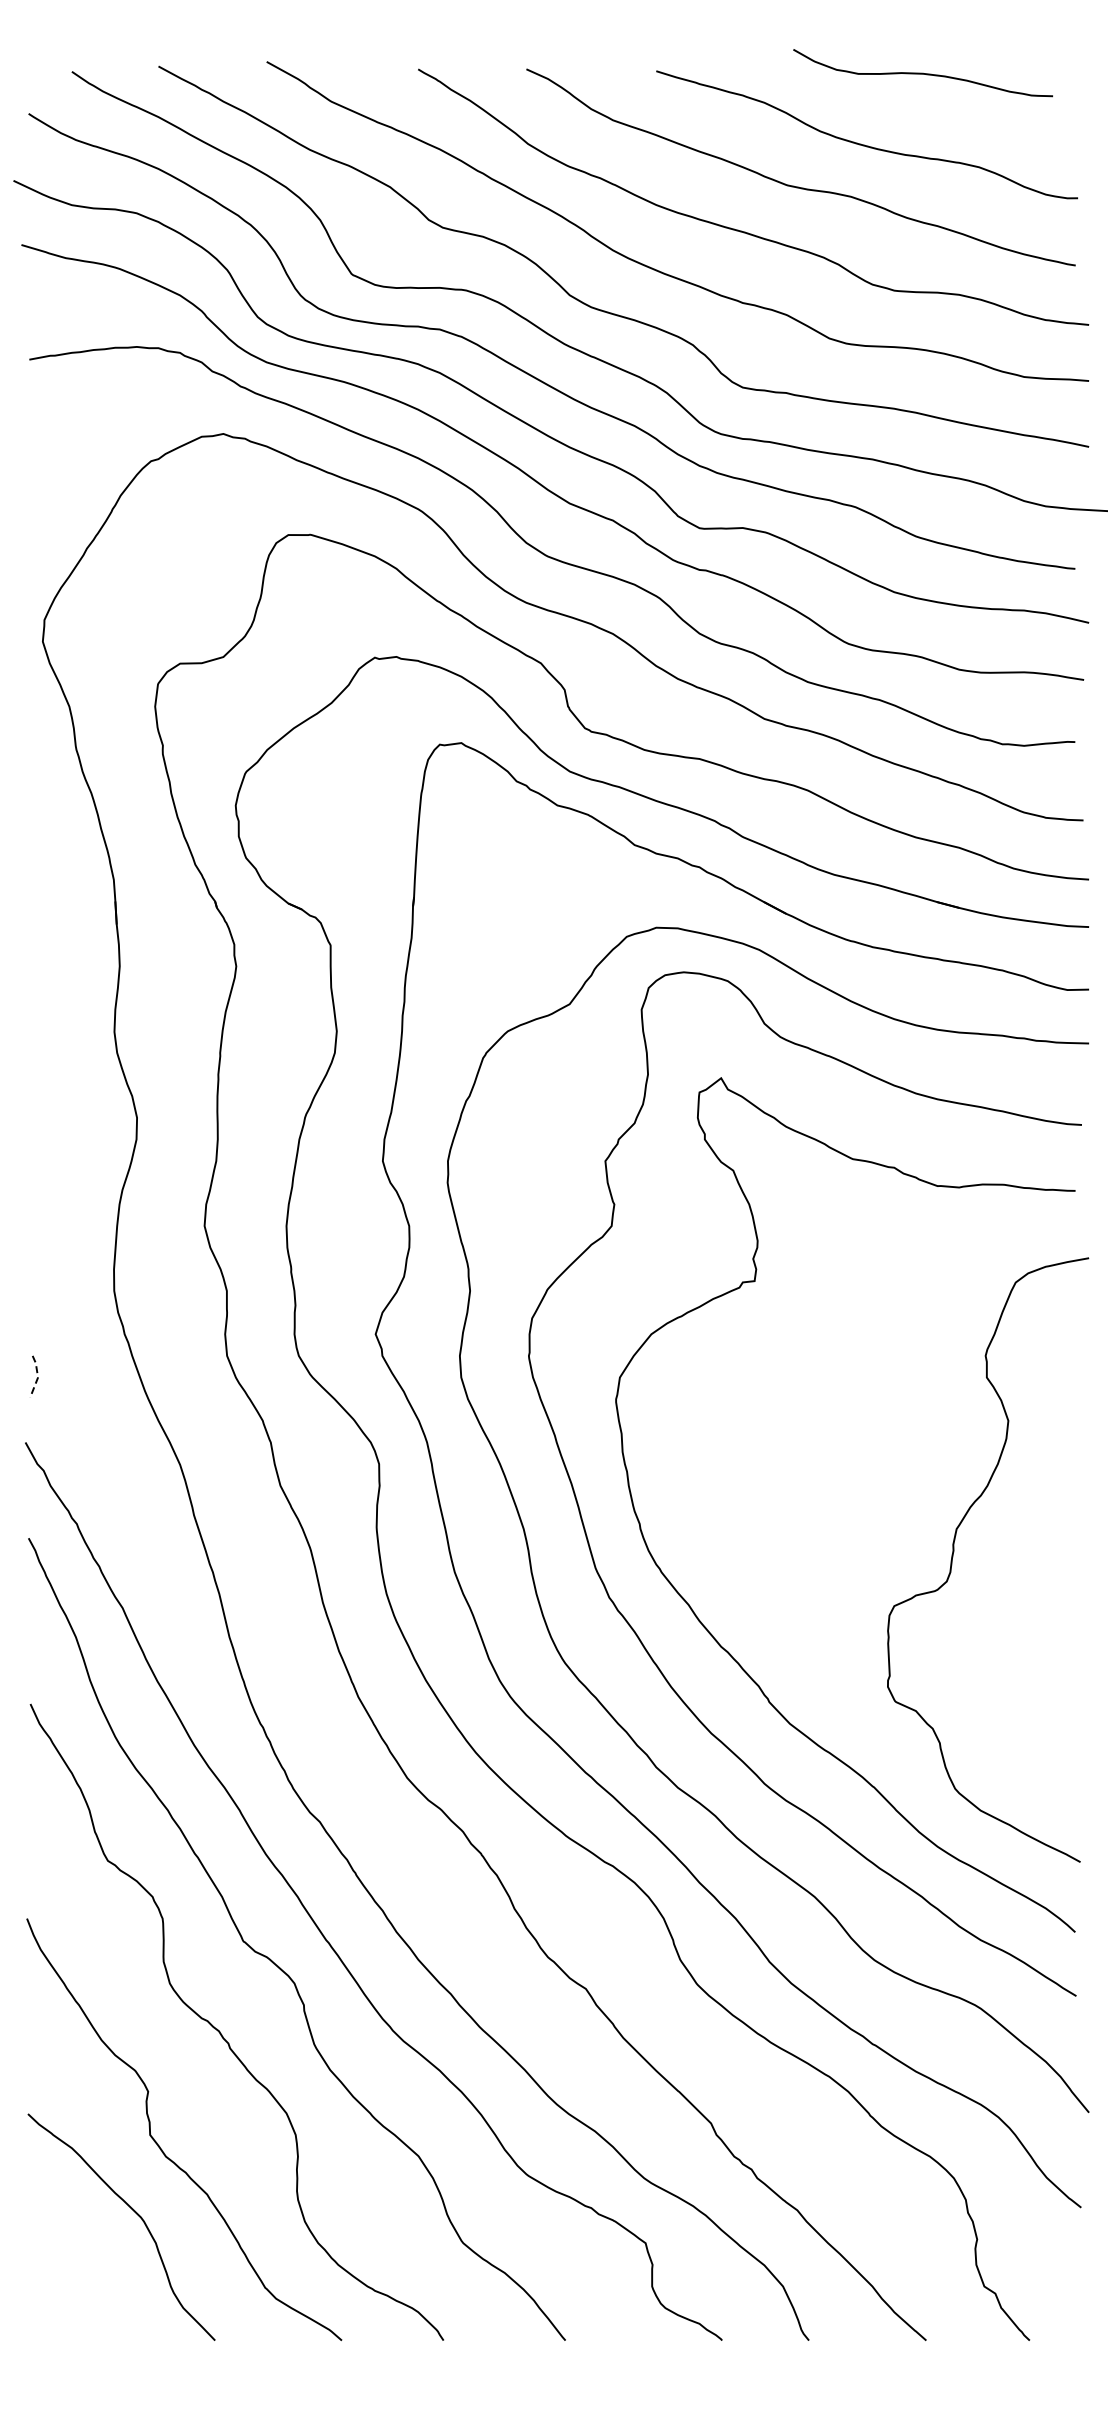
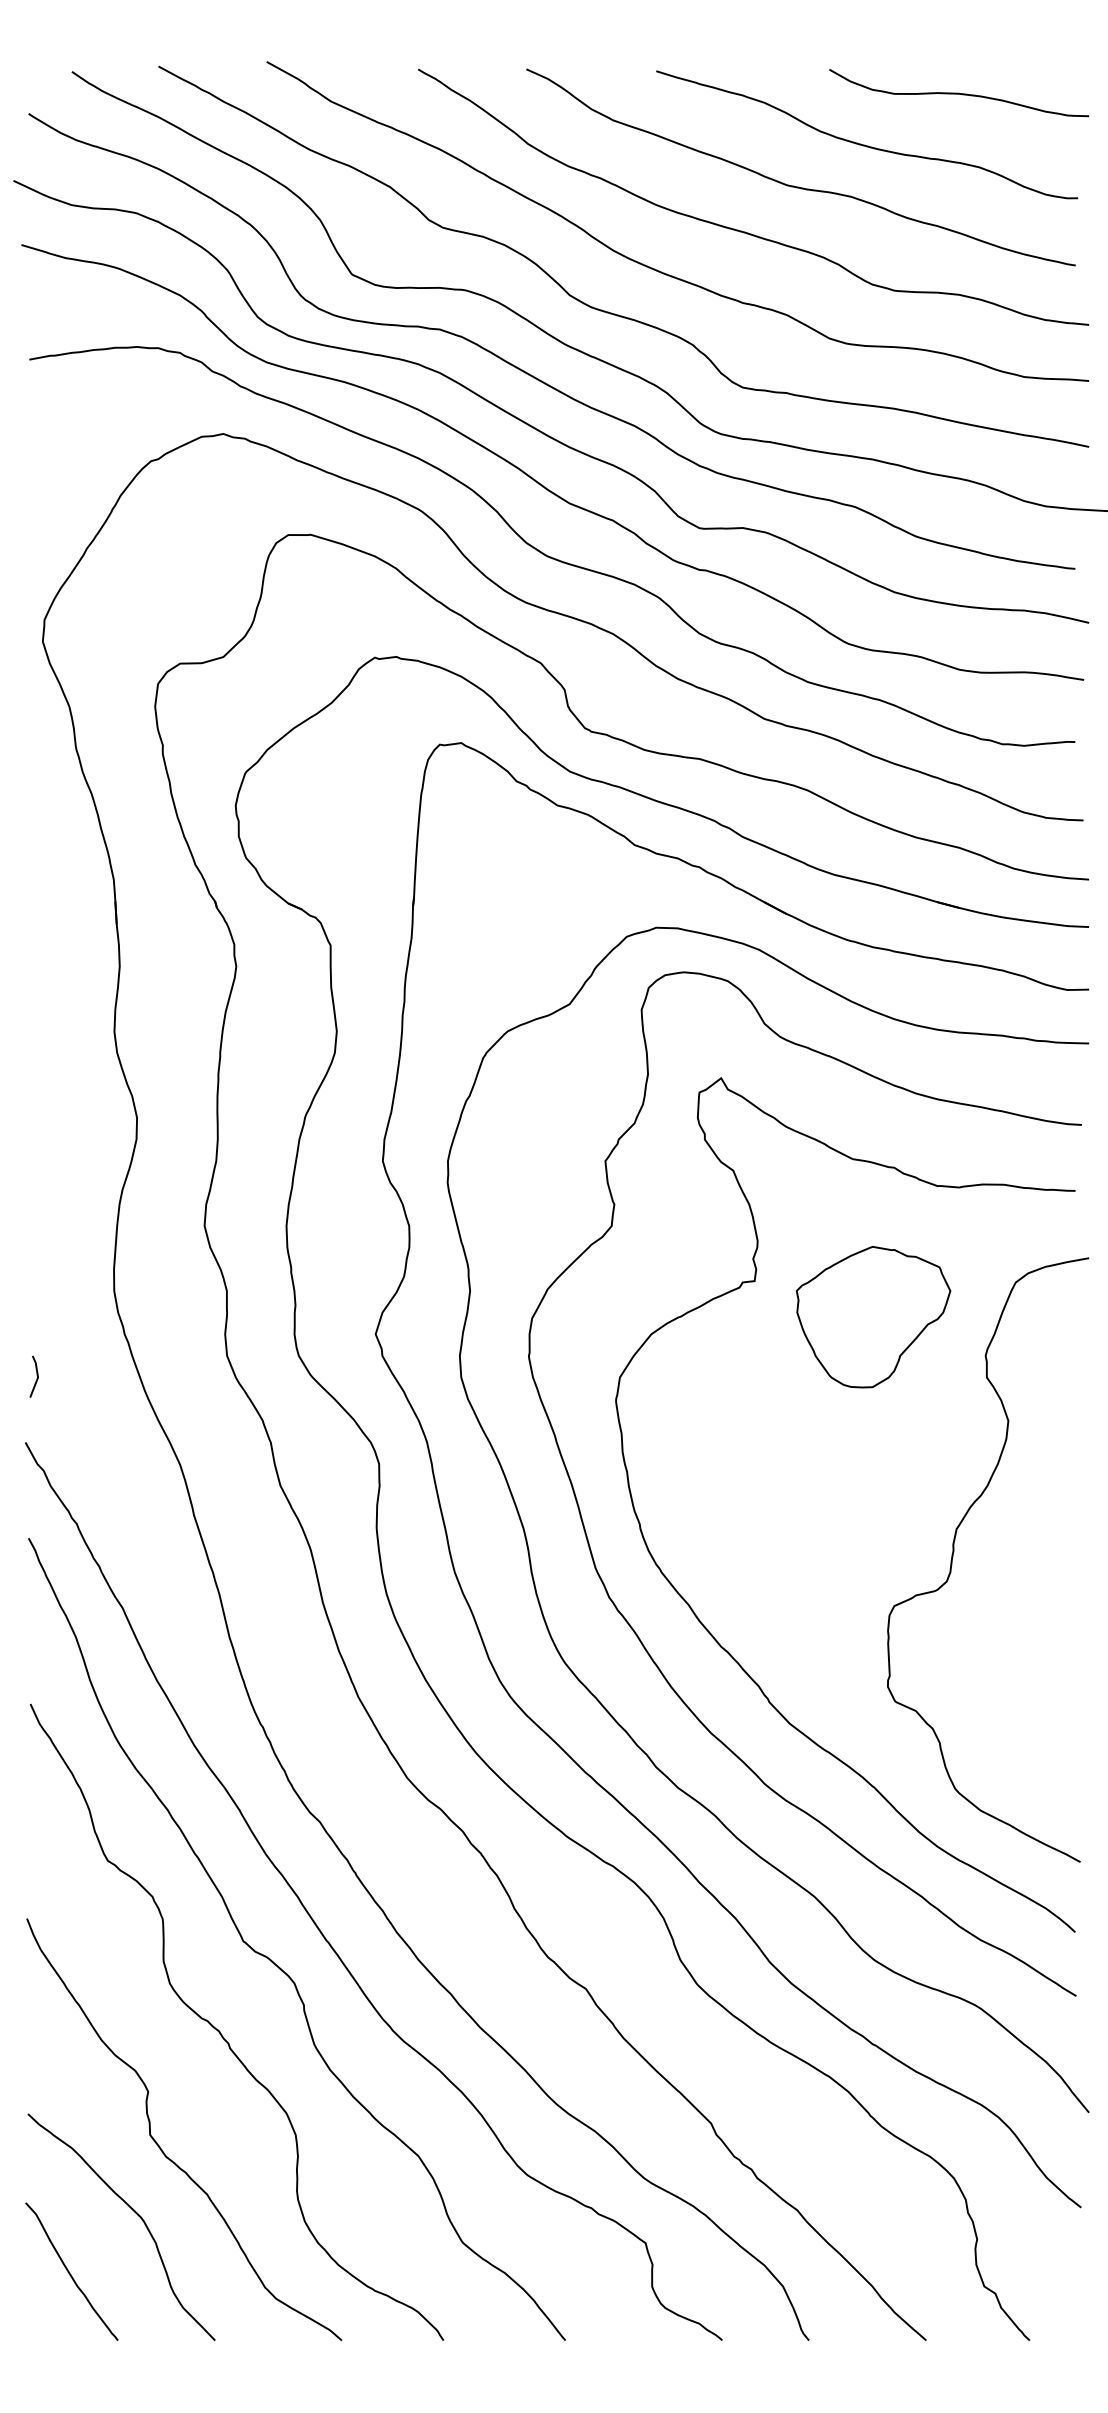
curve position: (922, 73) -> (958, 93) (958, 93)
part: none -> present (873, 1317)
line: dashed -> solid (38, 1377)
curve: none -> present (70, 2272)
